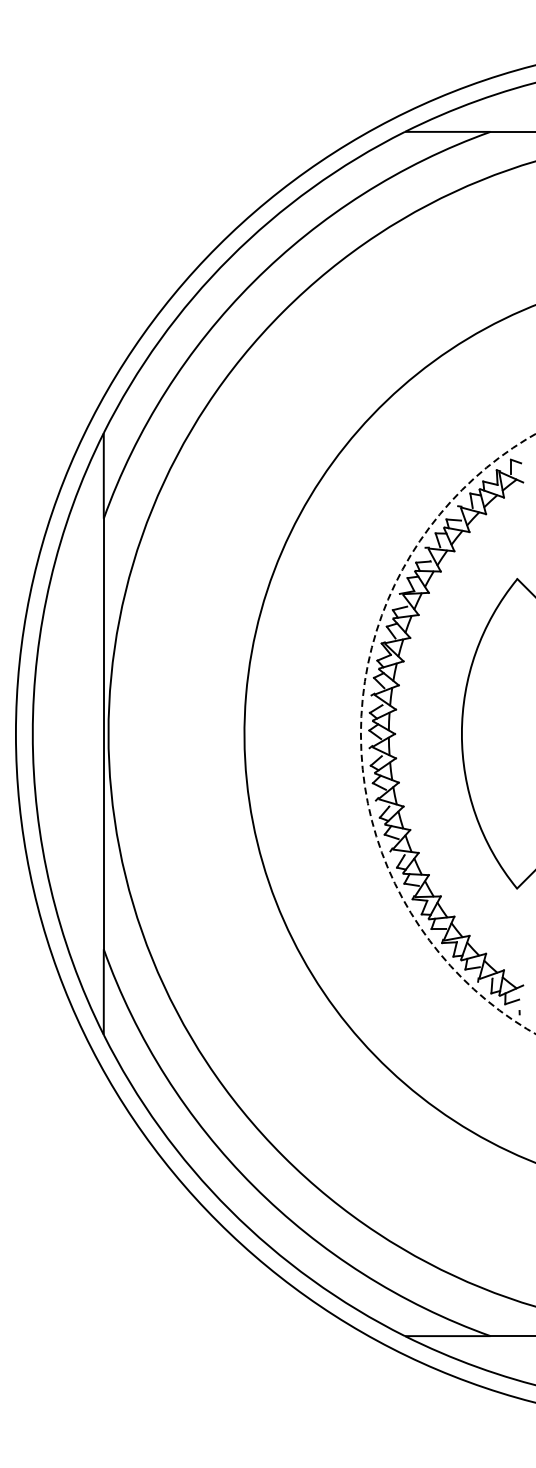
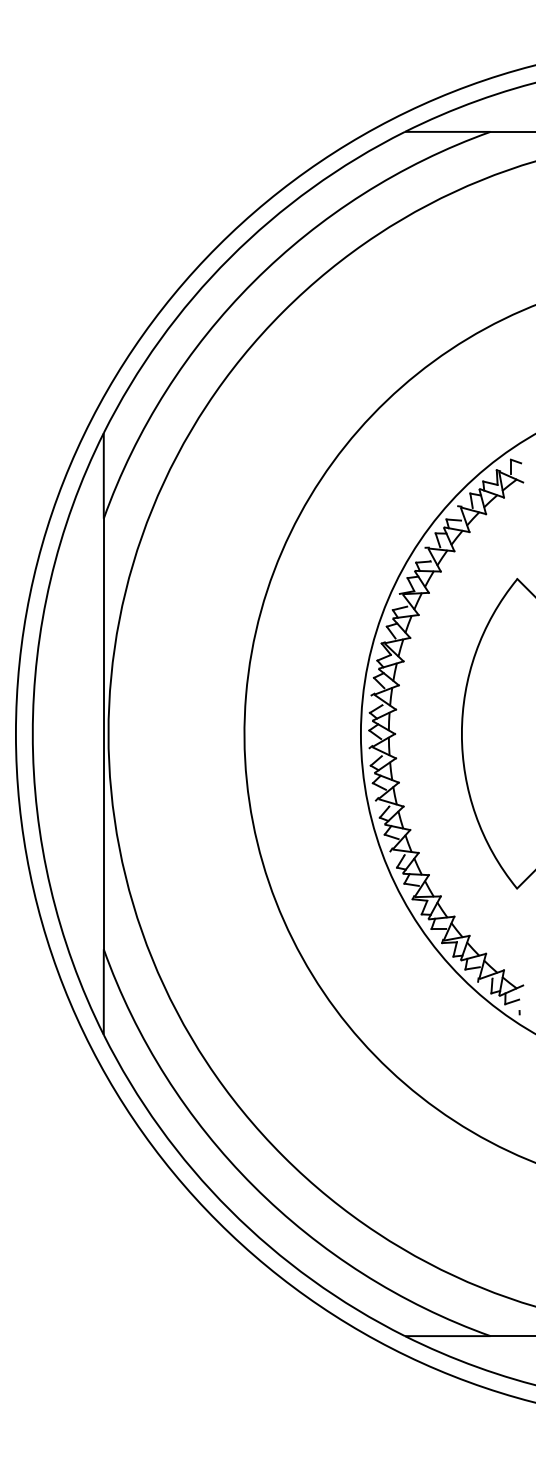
circle: dashed -> solid (447, 733)
